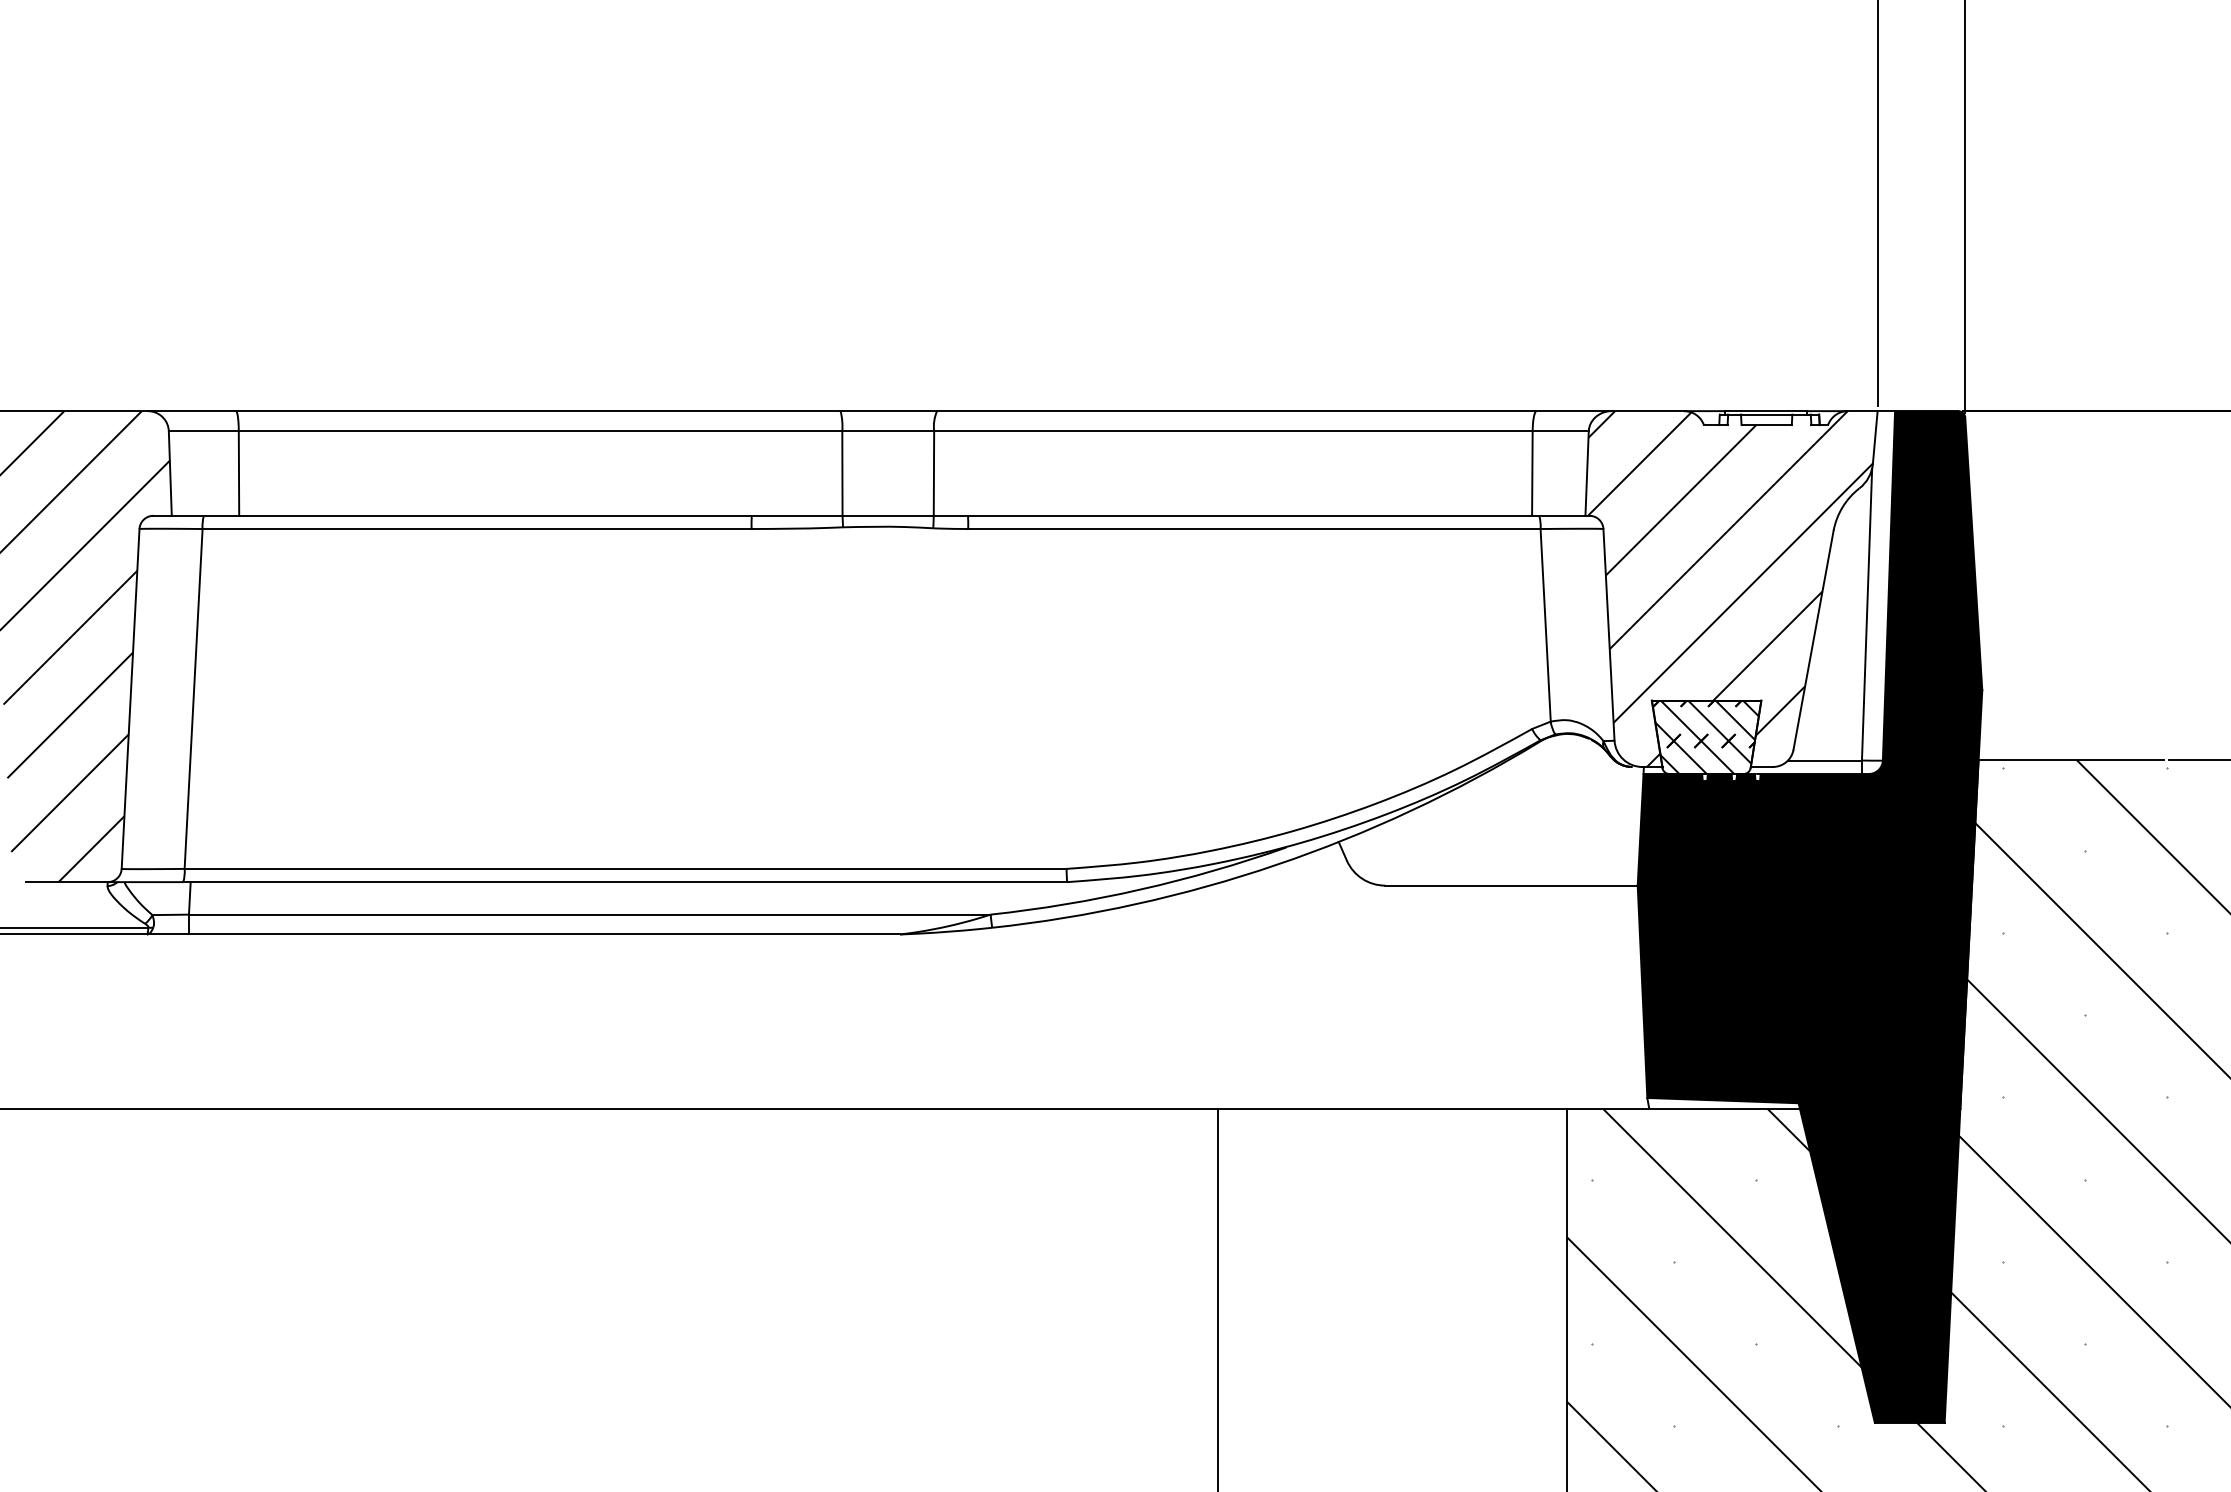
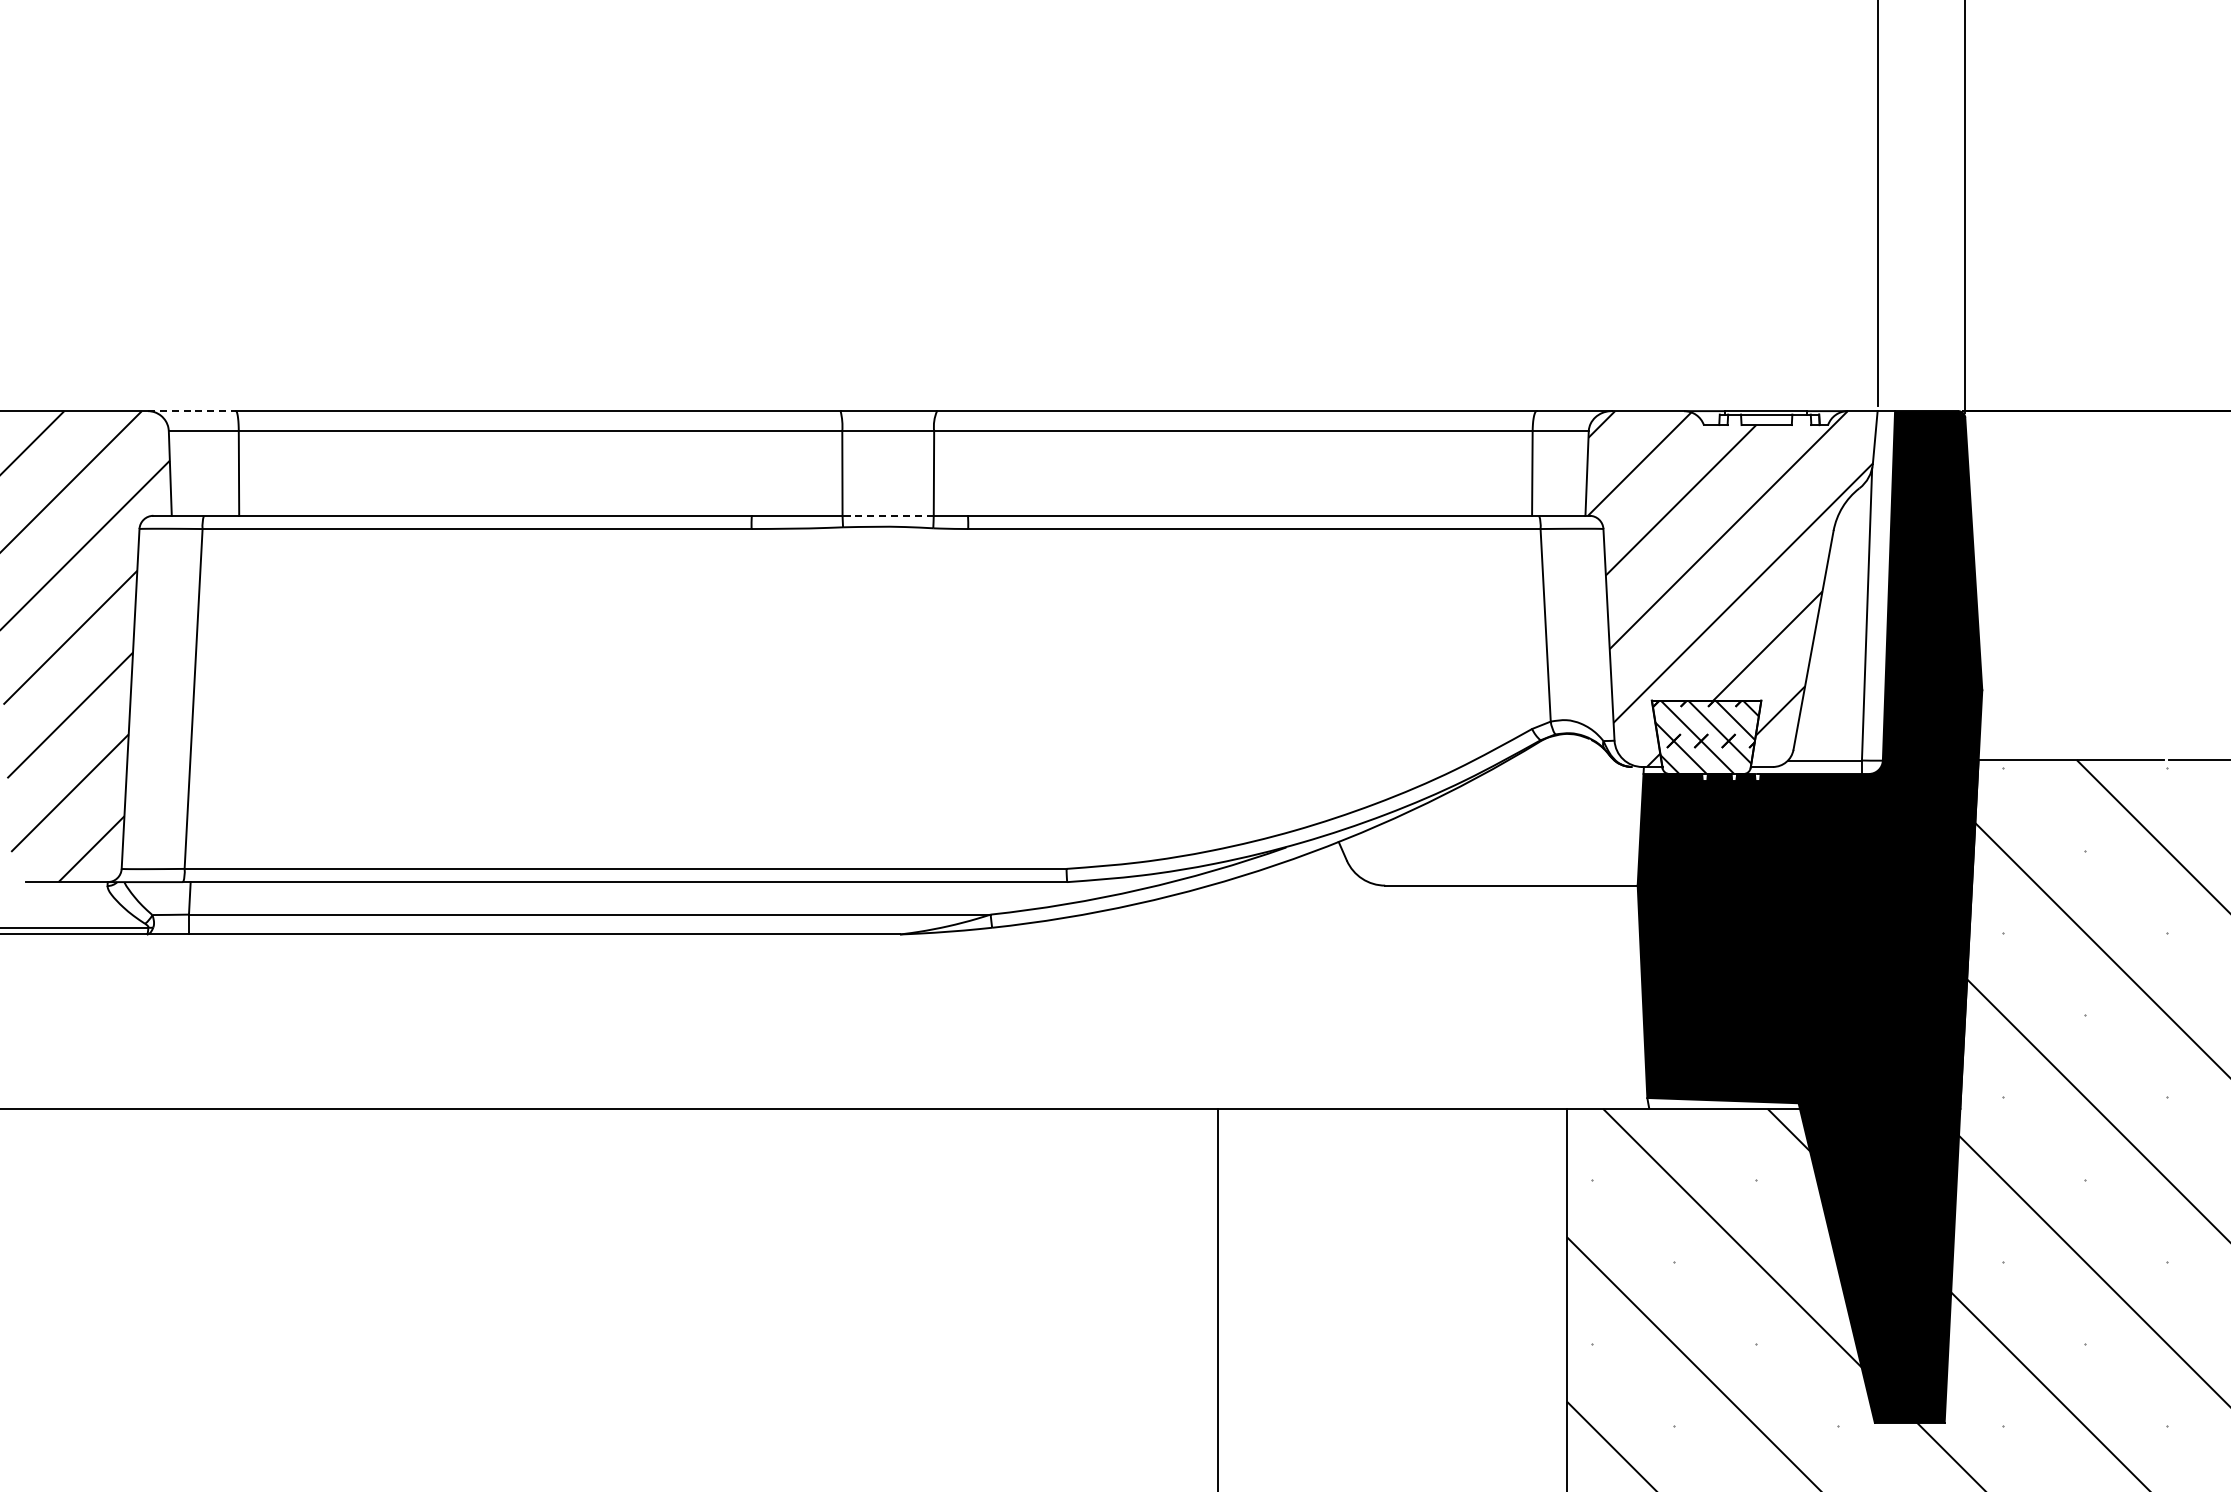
line: solid -> dashed (192, 411)
line: solid -> dashed (888, 515)
